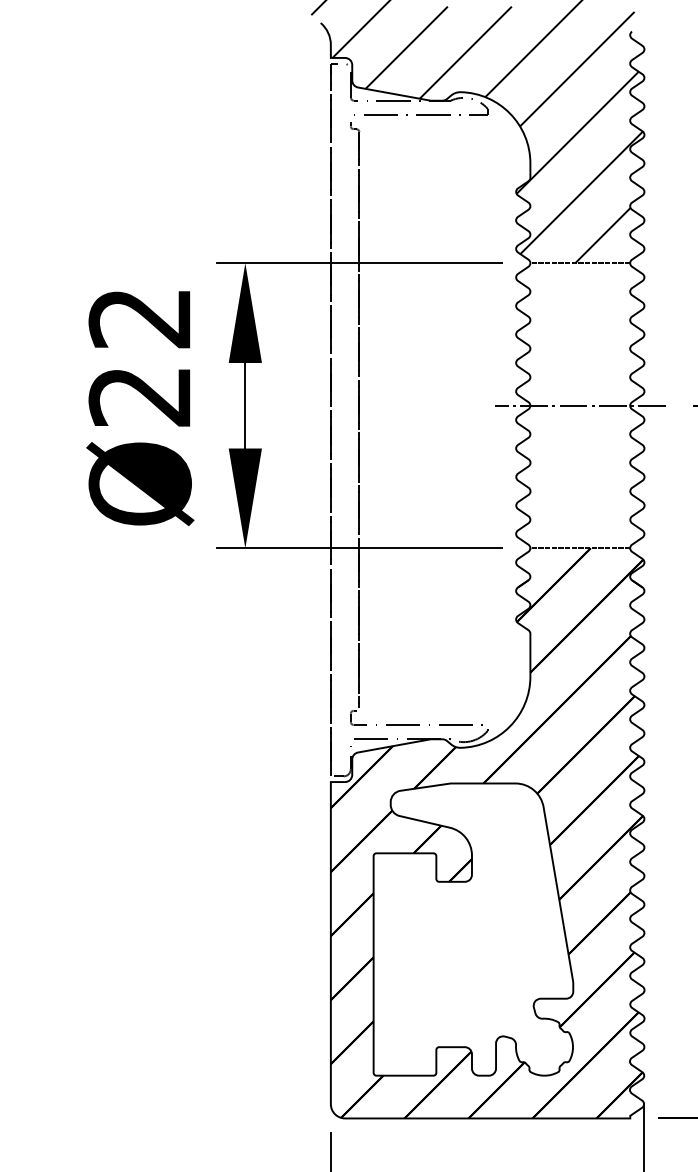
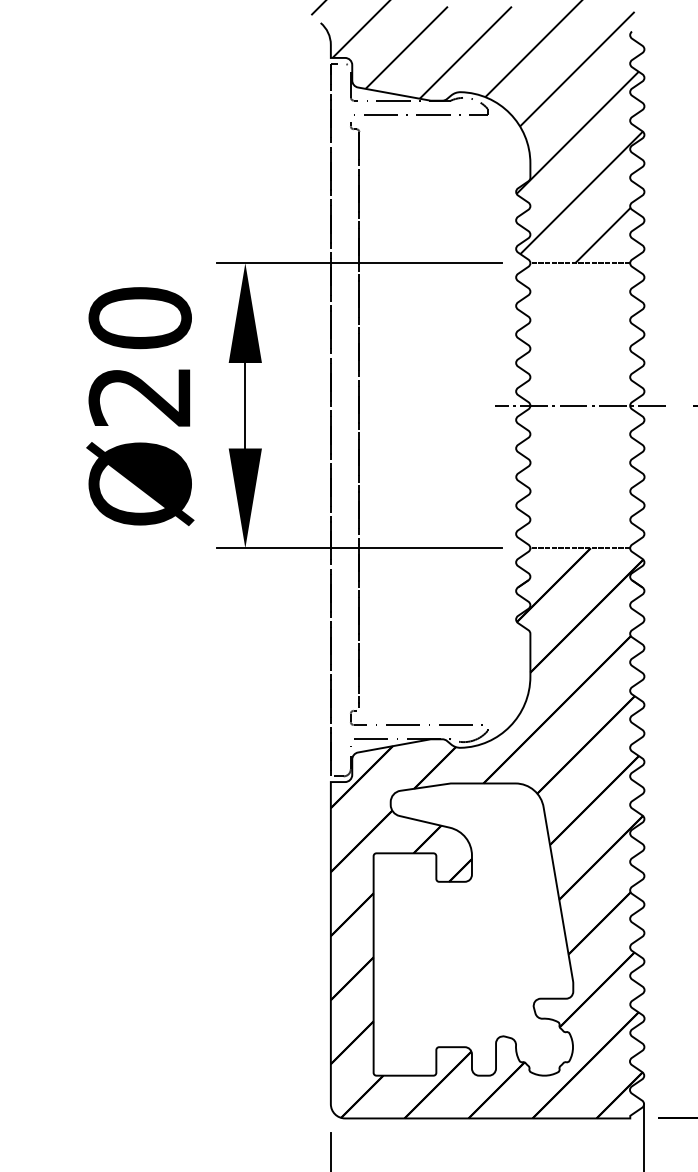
text: Ø22 -> Ø20 (139, 318)
